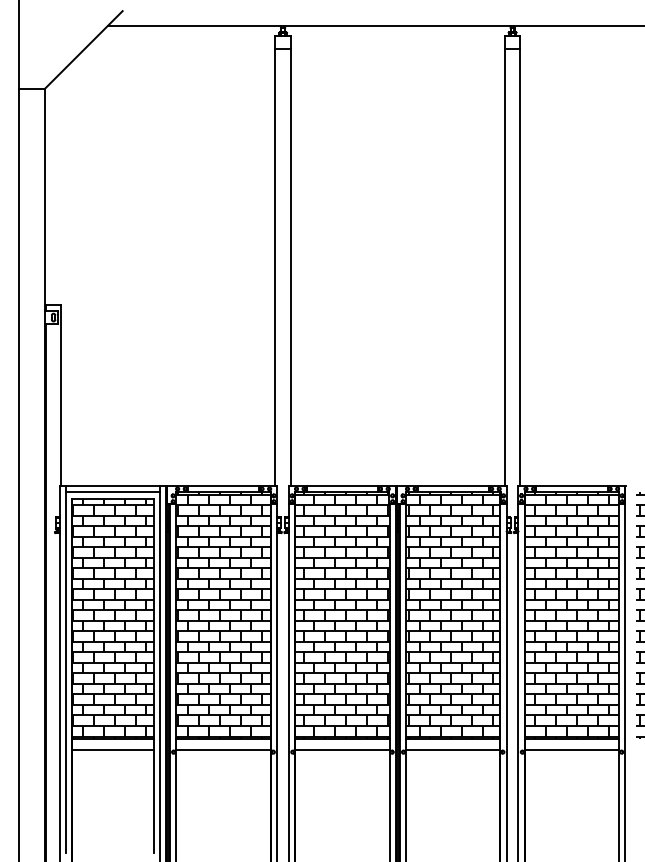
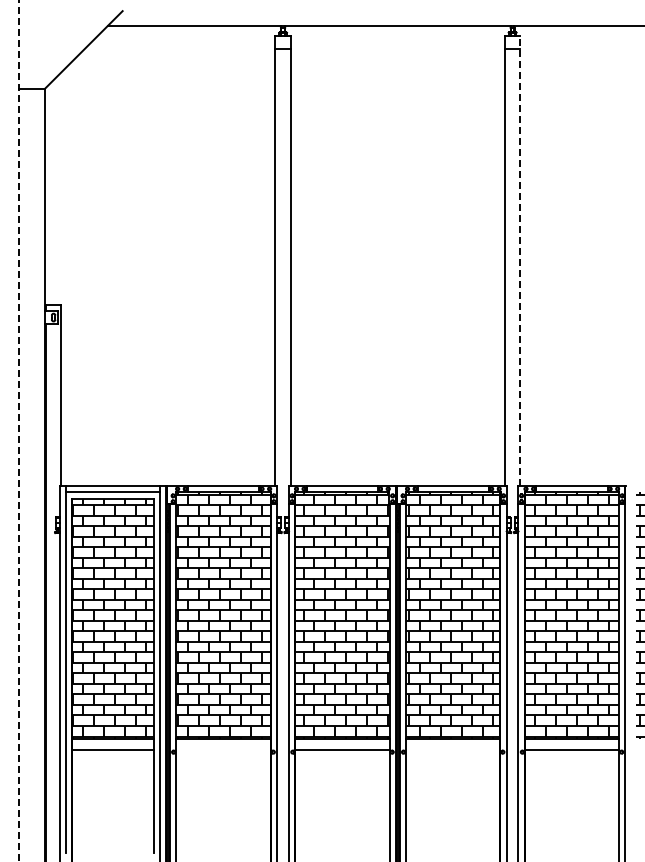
line: solid -> dashed (520, 260)
line: solid -> dashed (19, 431)
line: present -> none (223, 749)
line: present -> none (453, 749)
